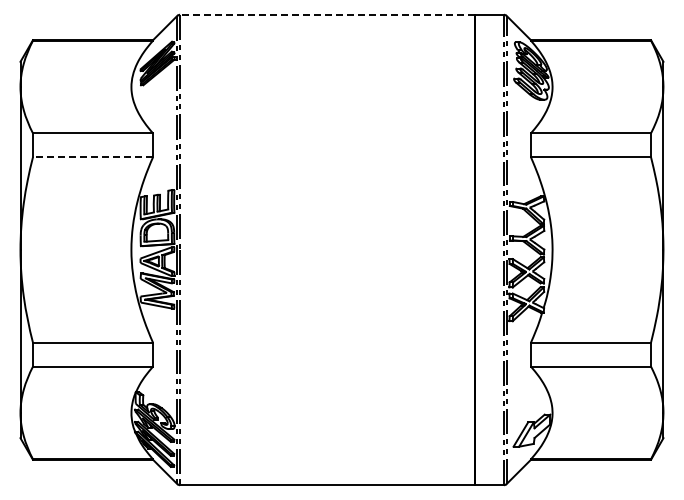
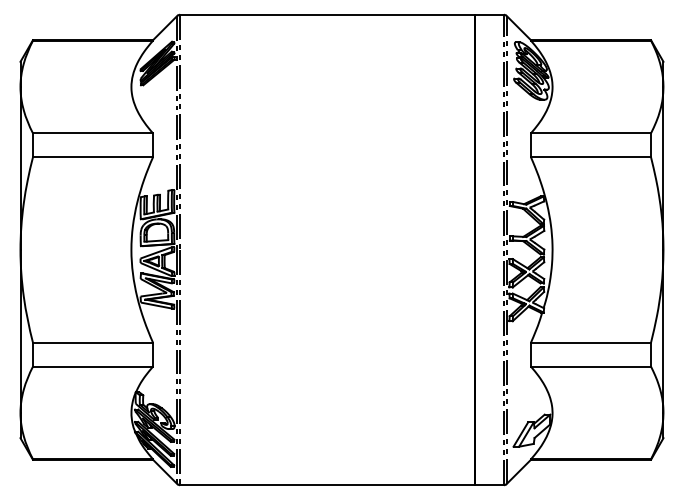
line: dashed -> solid (327, 14)
line: dashed -> solid (92, 157)
